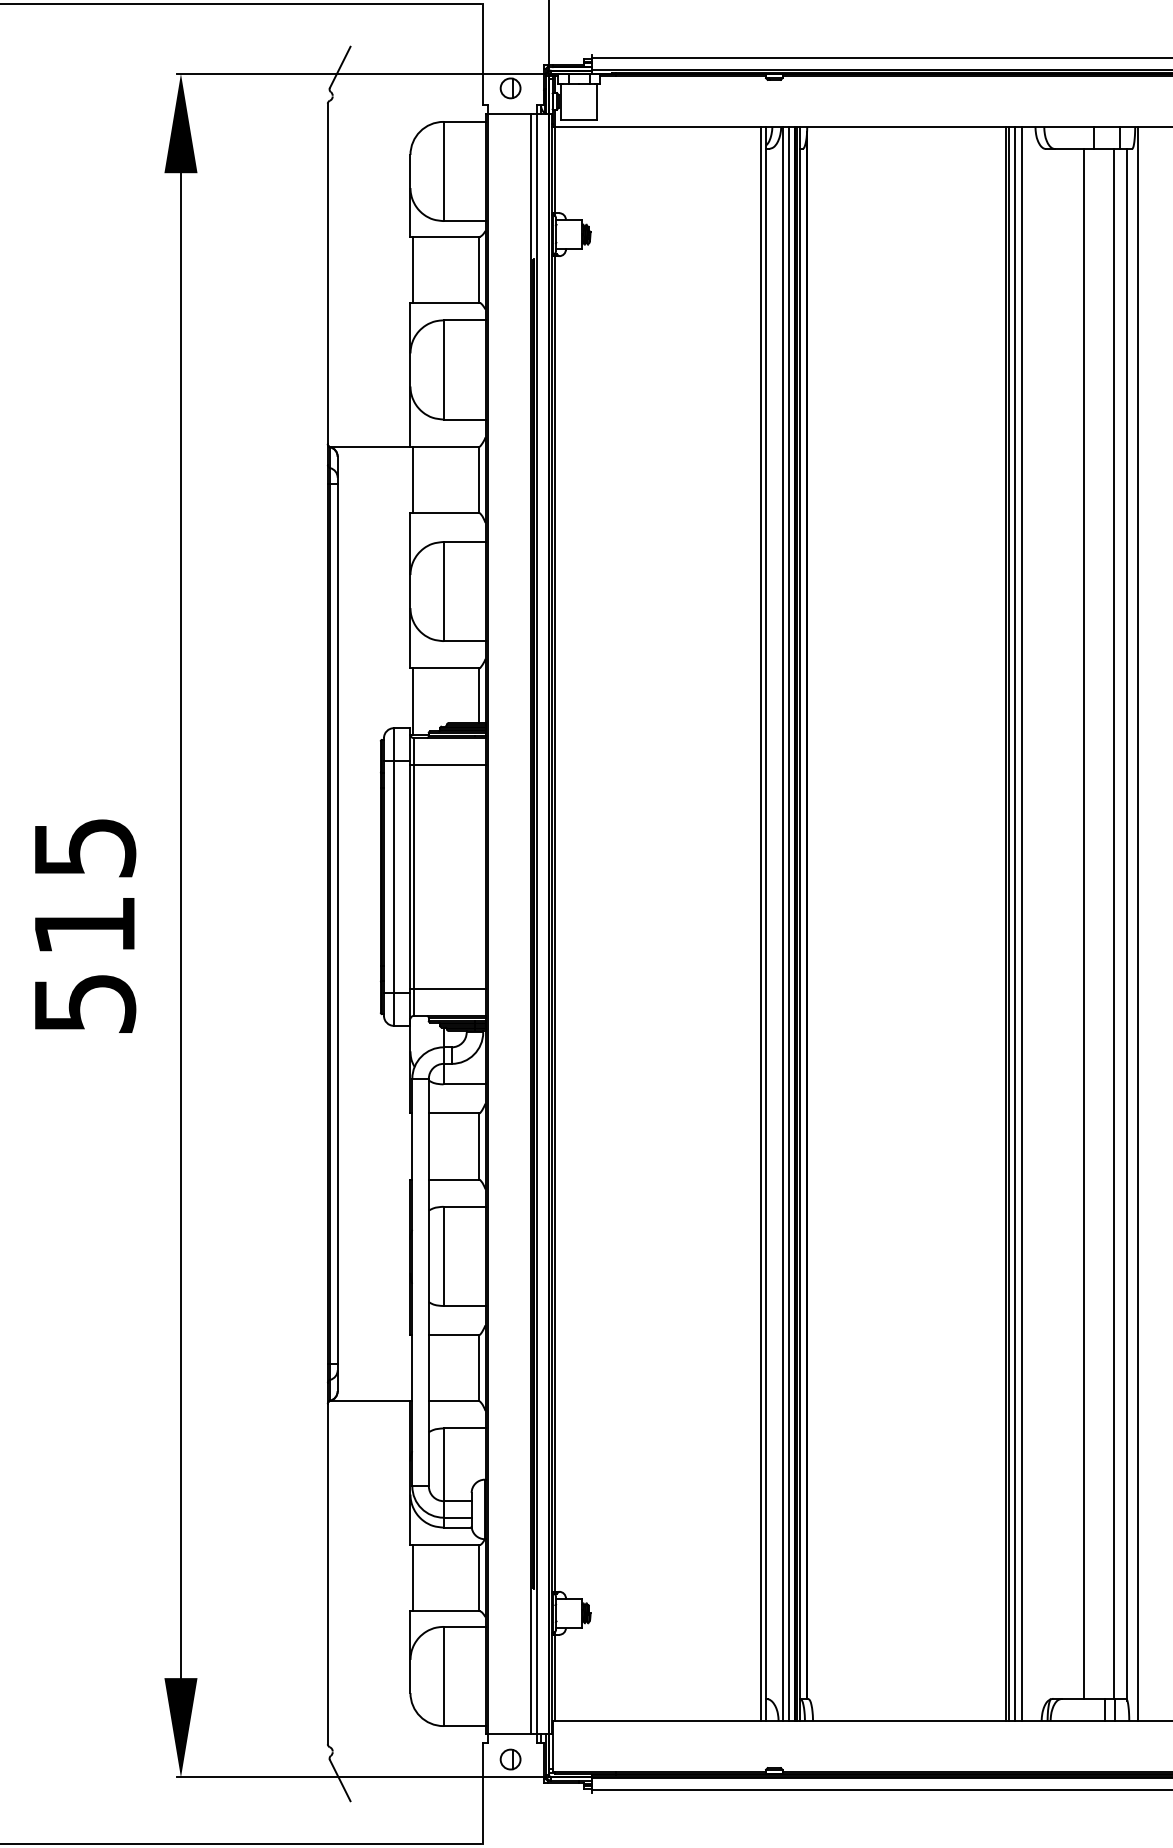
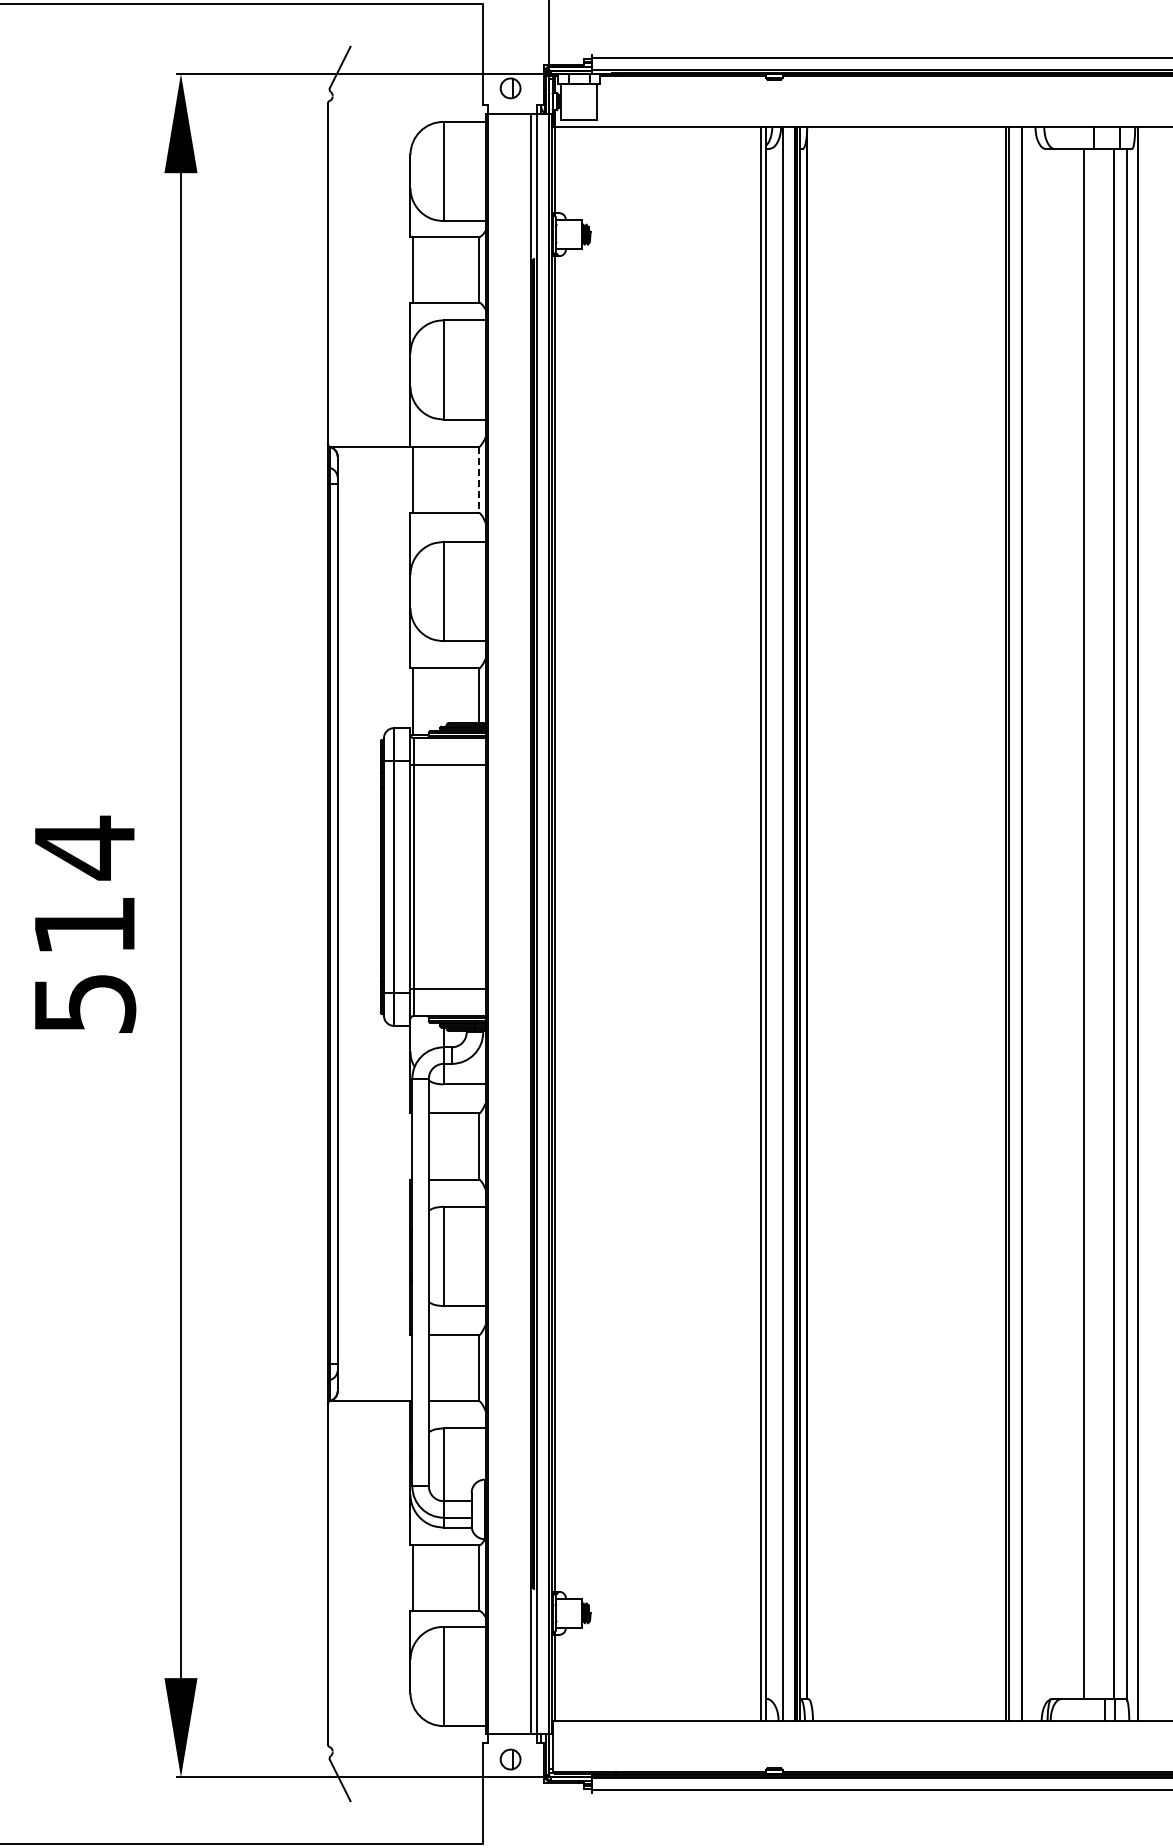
line: solid -> dashed (479, 480)
text: 515 -> 514 (85, 847)
line: present -> none (788, 923)
line: present -> none (1015, 923)
